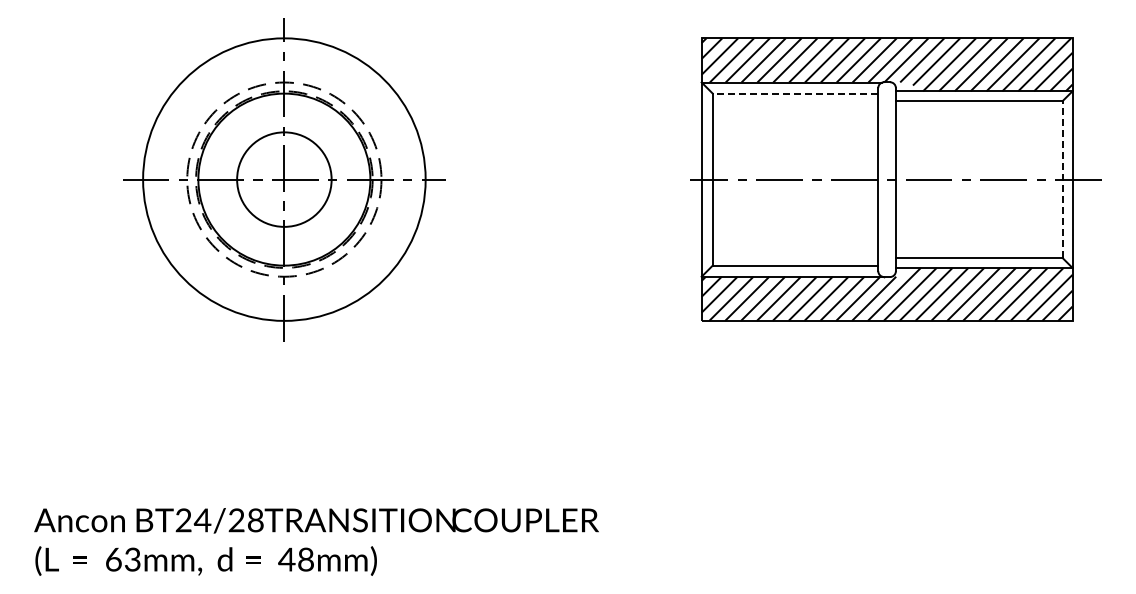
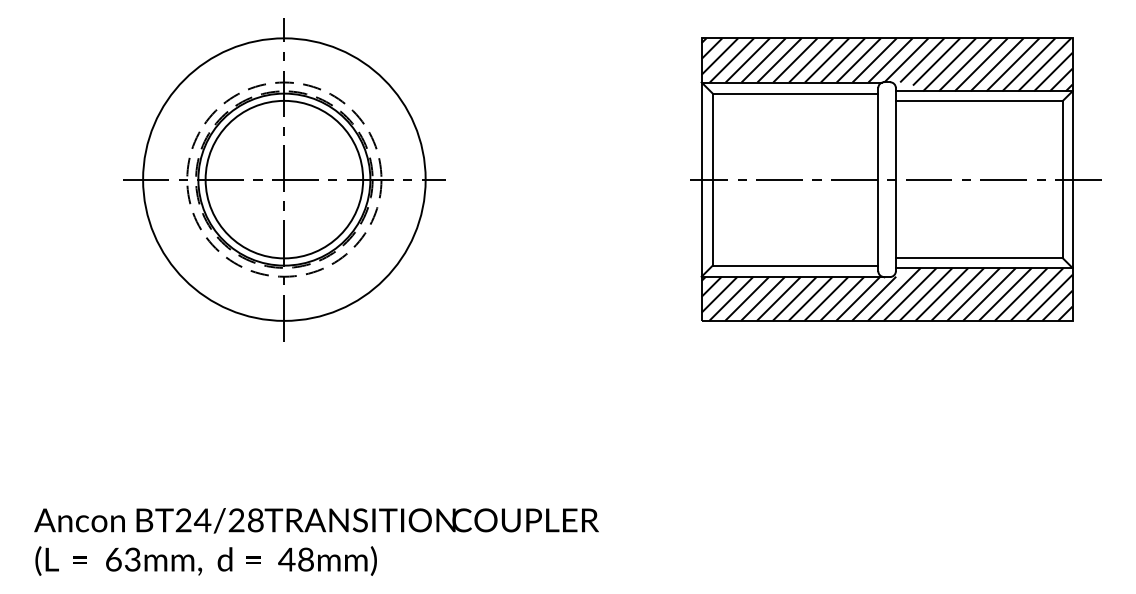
line: dashed -> solid (795, 93)
circle diameter: 95 px -> 158 px (284, 179)
line: dashed -> solid (1062, 179)
